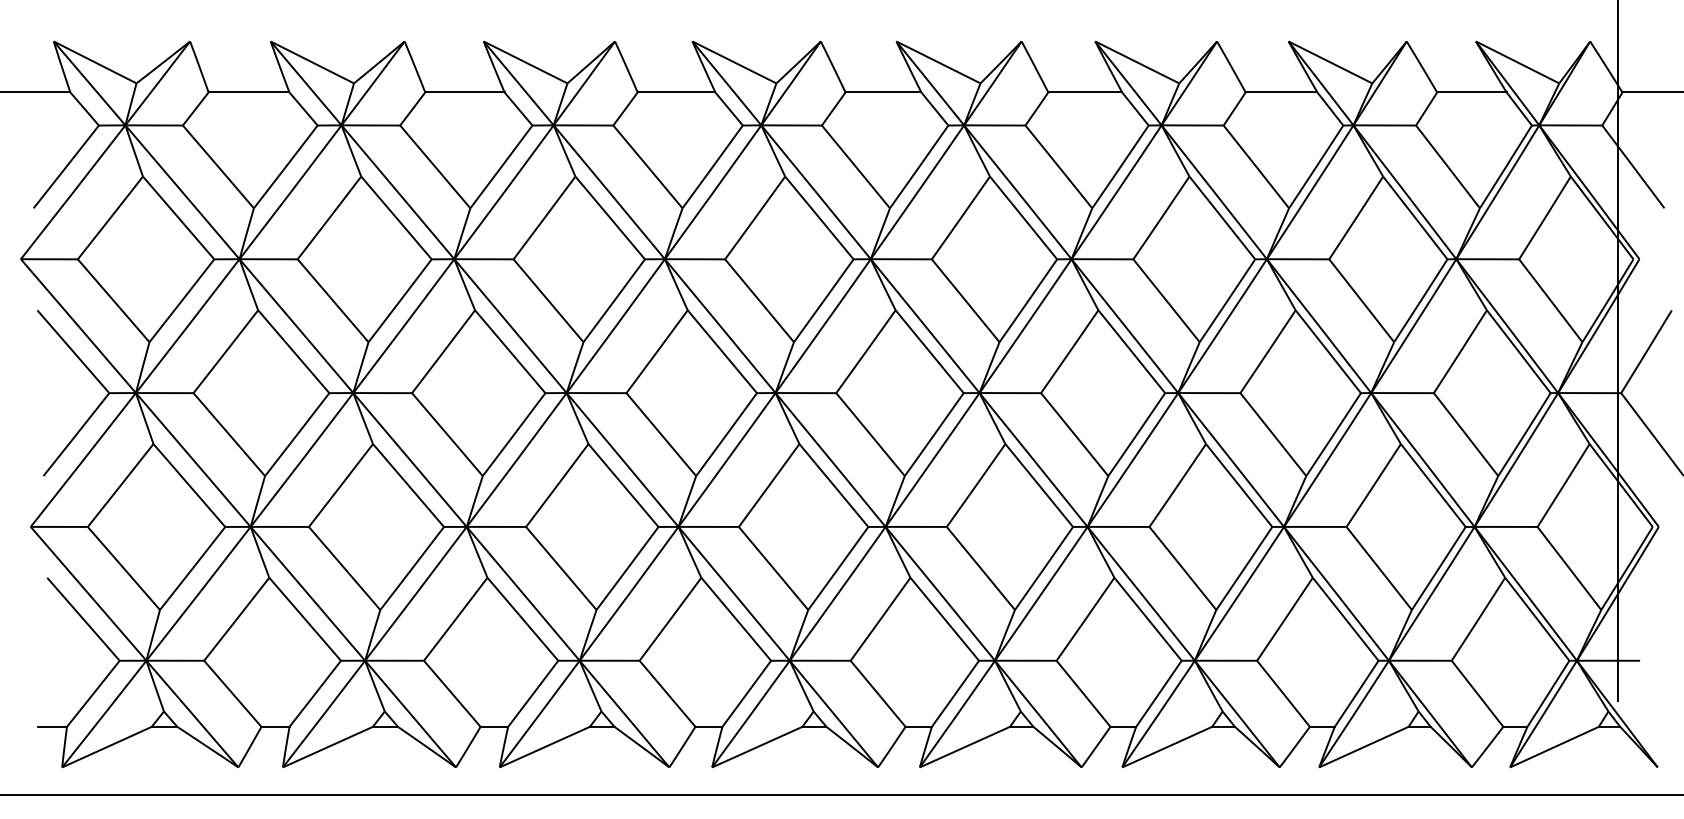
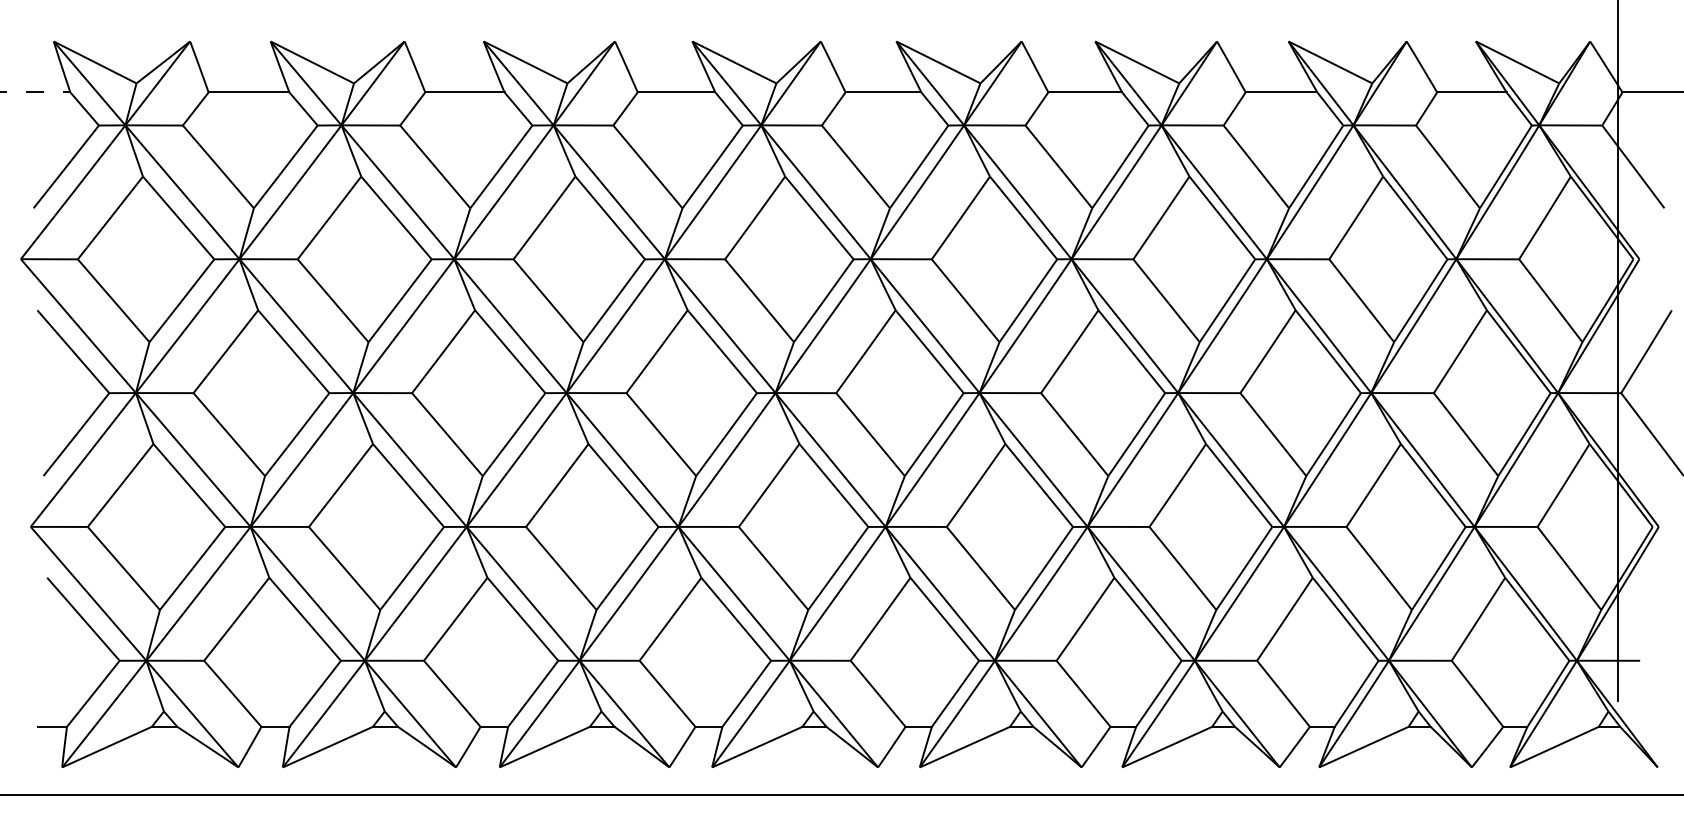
line: solid -> dashed (35, 92)
